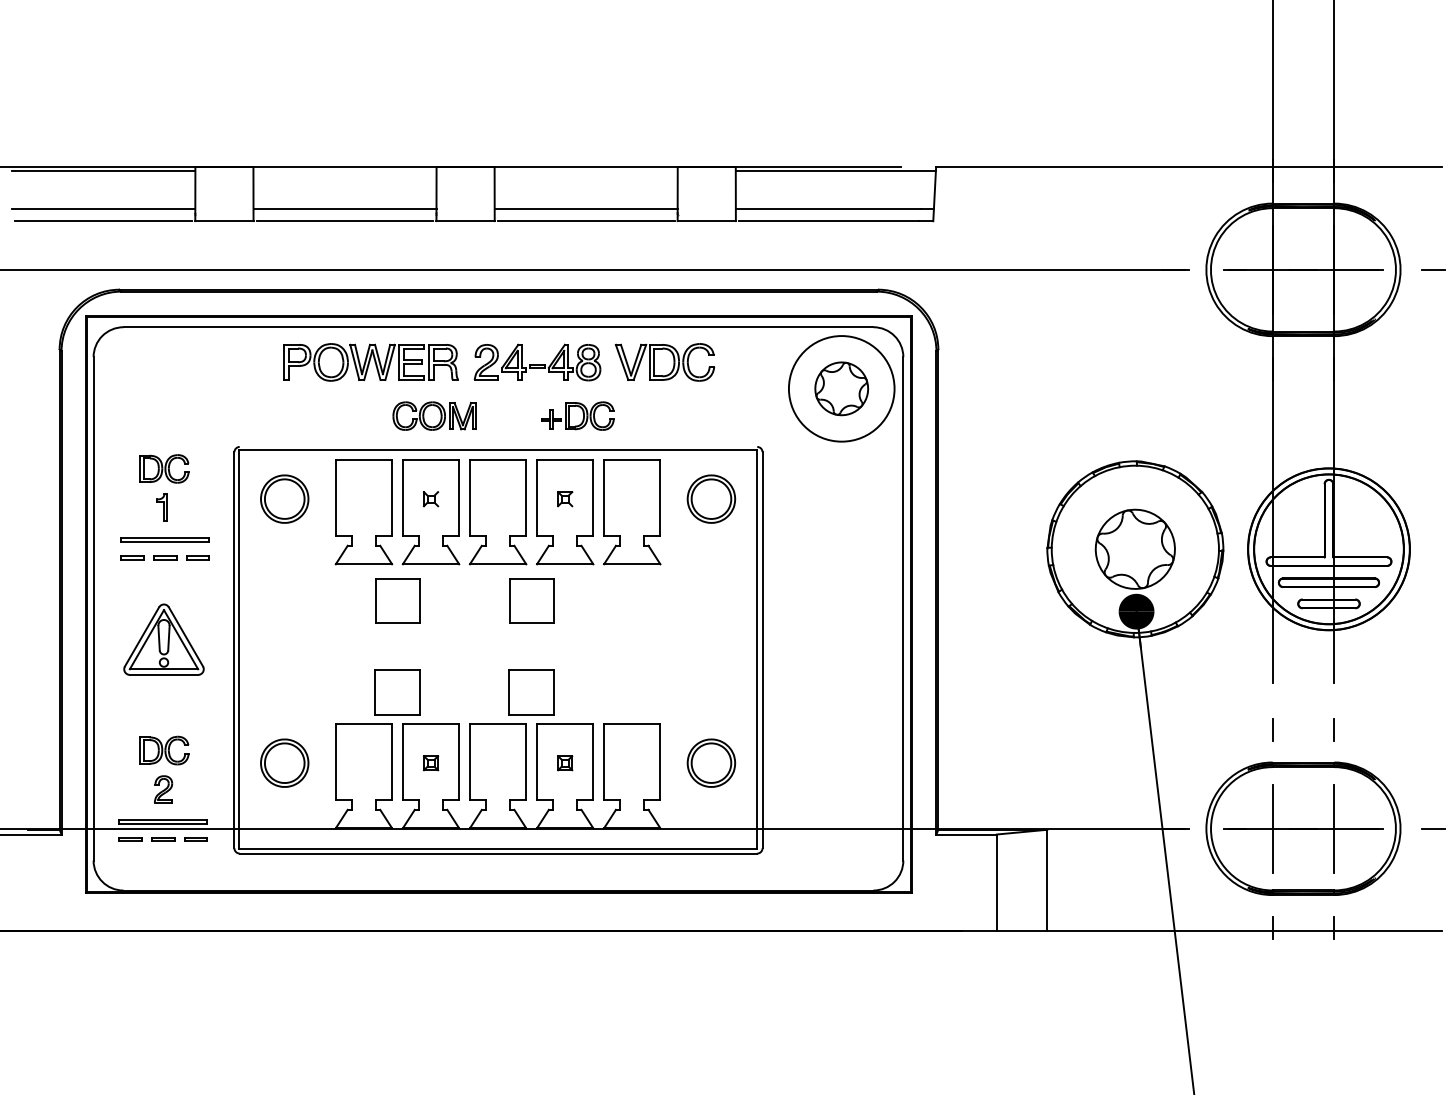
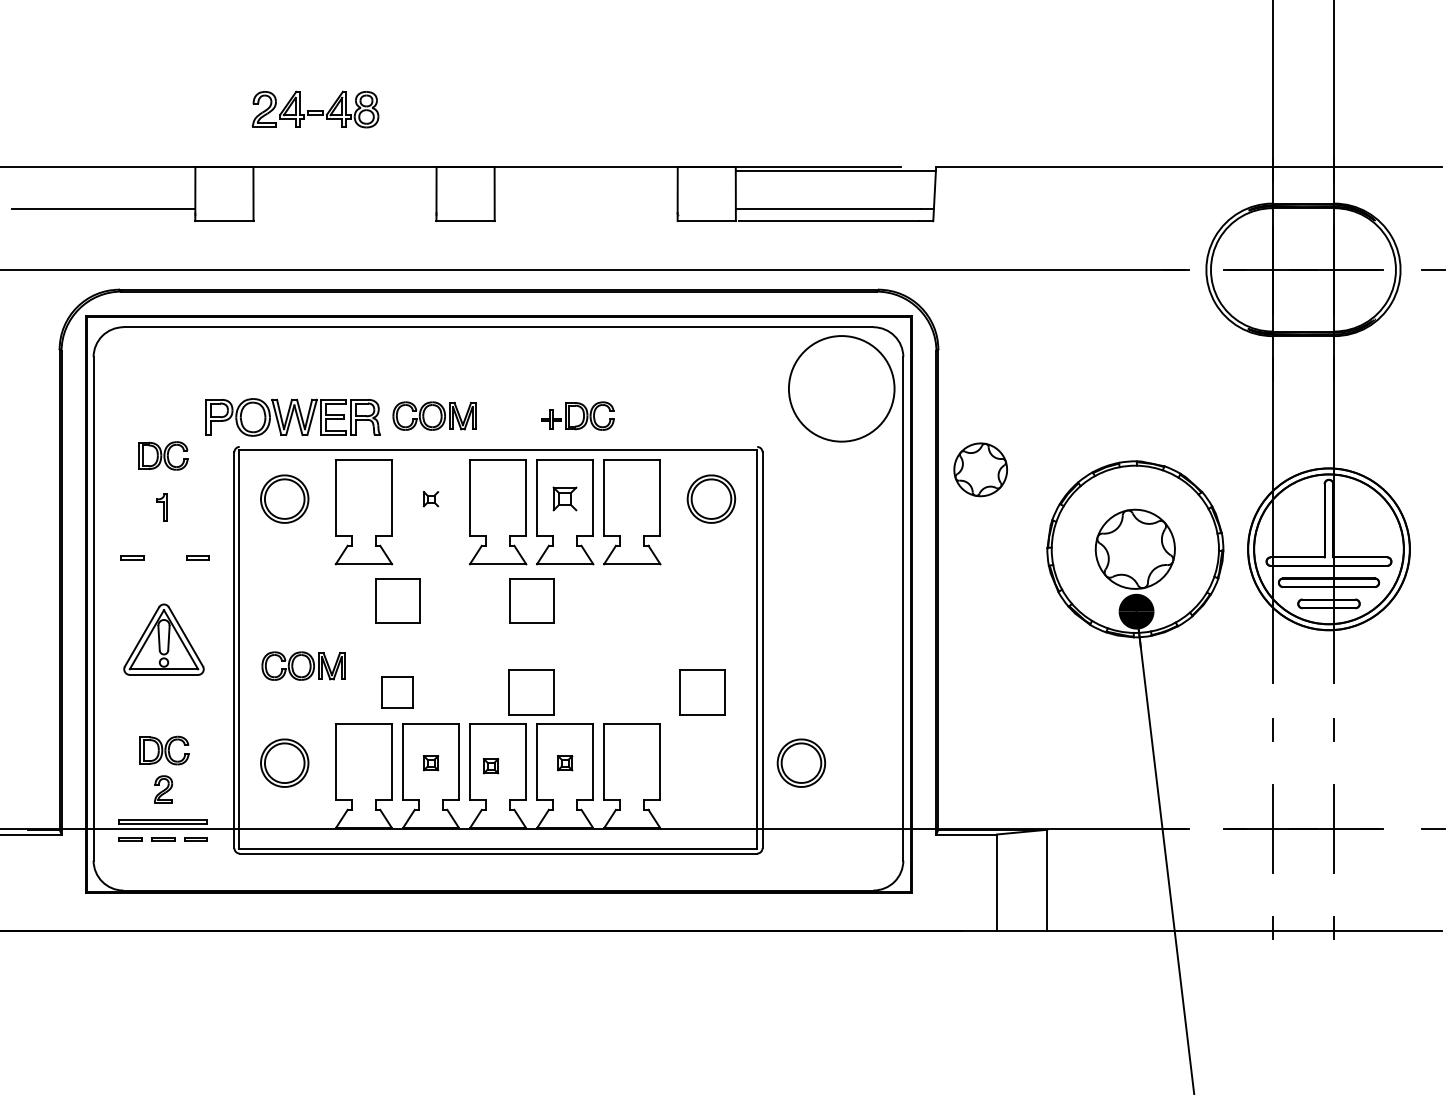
line: present -> none (103, 170)
line: present -> none (344, 208)
line: present -> none (585, 208)
line: present -> none (103, 221)
line: present -> none (344, 221)
line: present -> none (585, 221)
part position: (370, 362) -> (292, 417) (292, 417)
part position: (537, 362) -> (315, 109) (315, 109)
part: present -> none (664, 362)
part position: (841, 388) -> (980, 469) (980, 469)
part position: (164, 468) -> (163, 455) (163, 455)
part size: 17x17 px -> 26x26 px (564, 498)
part: present -> none (430, 512)
part: present -> none (164, 539)
part: present -> none (165, 557)
part: none -> present (303, 665)
part size: 47x47 px -> 33x33 px (397, 692)
part: none -> present (702, 692)
part position: (711, 762) -> (801, 762) (801, 762)
part: none -> present (491, 766)
part: present -> none (1303, 828)
